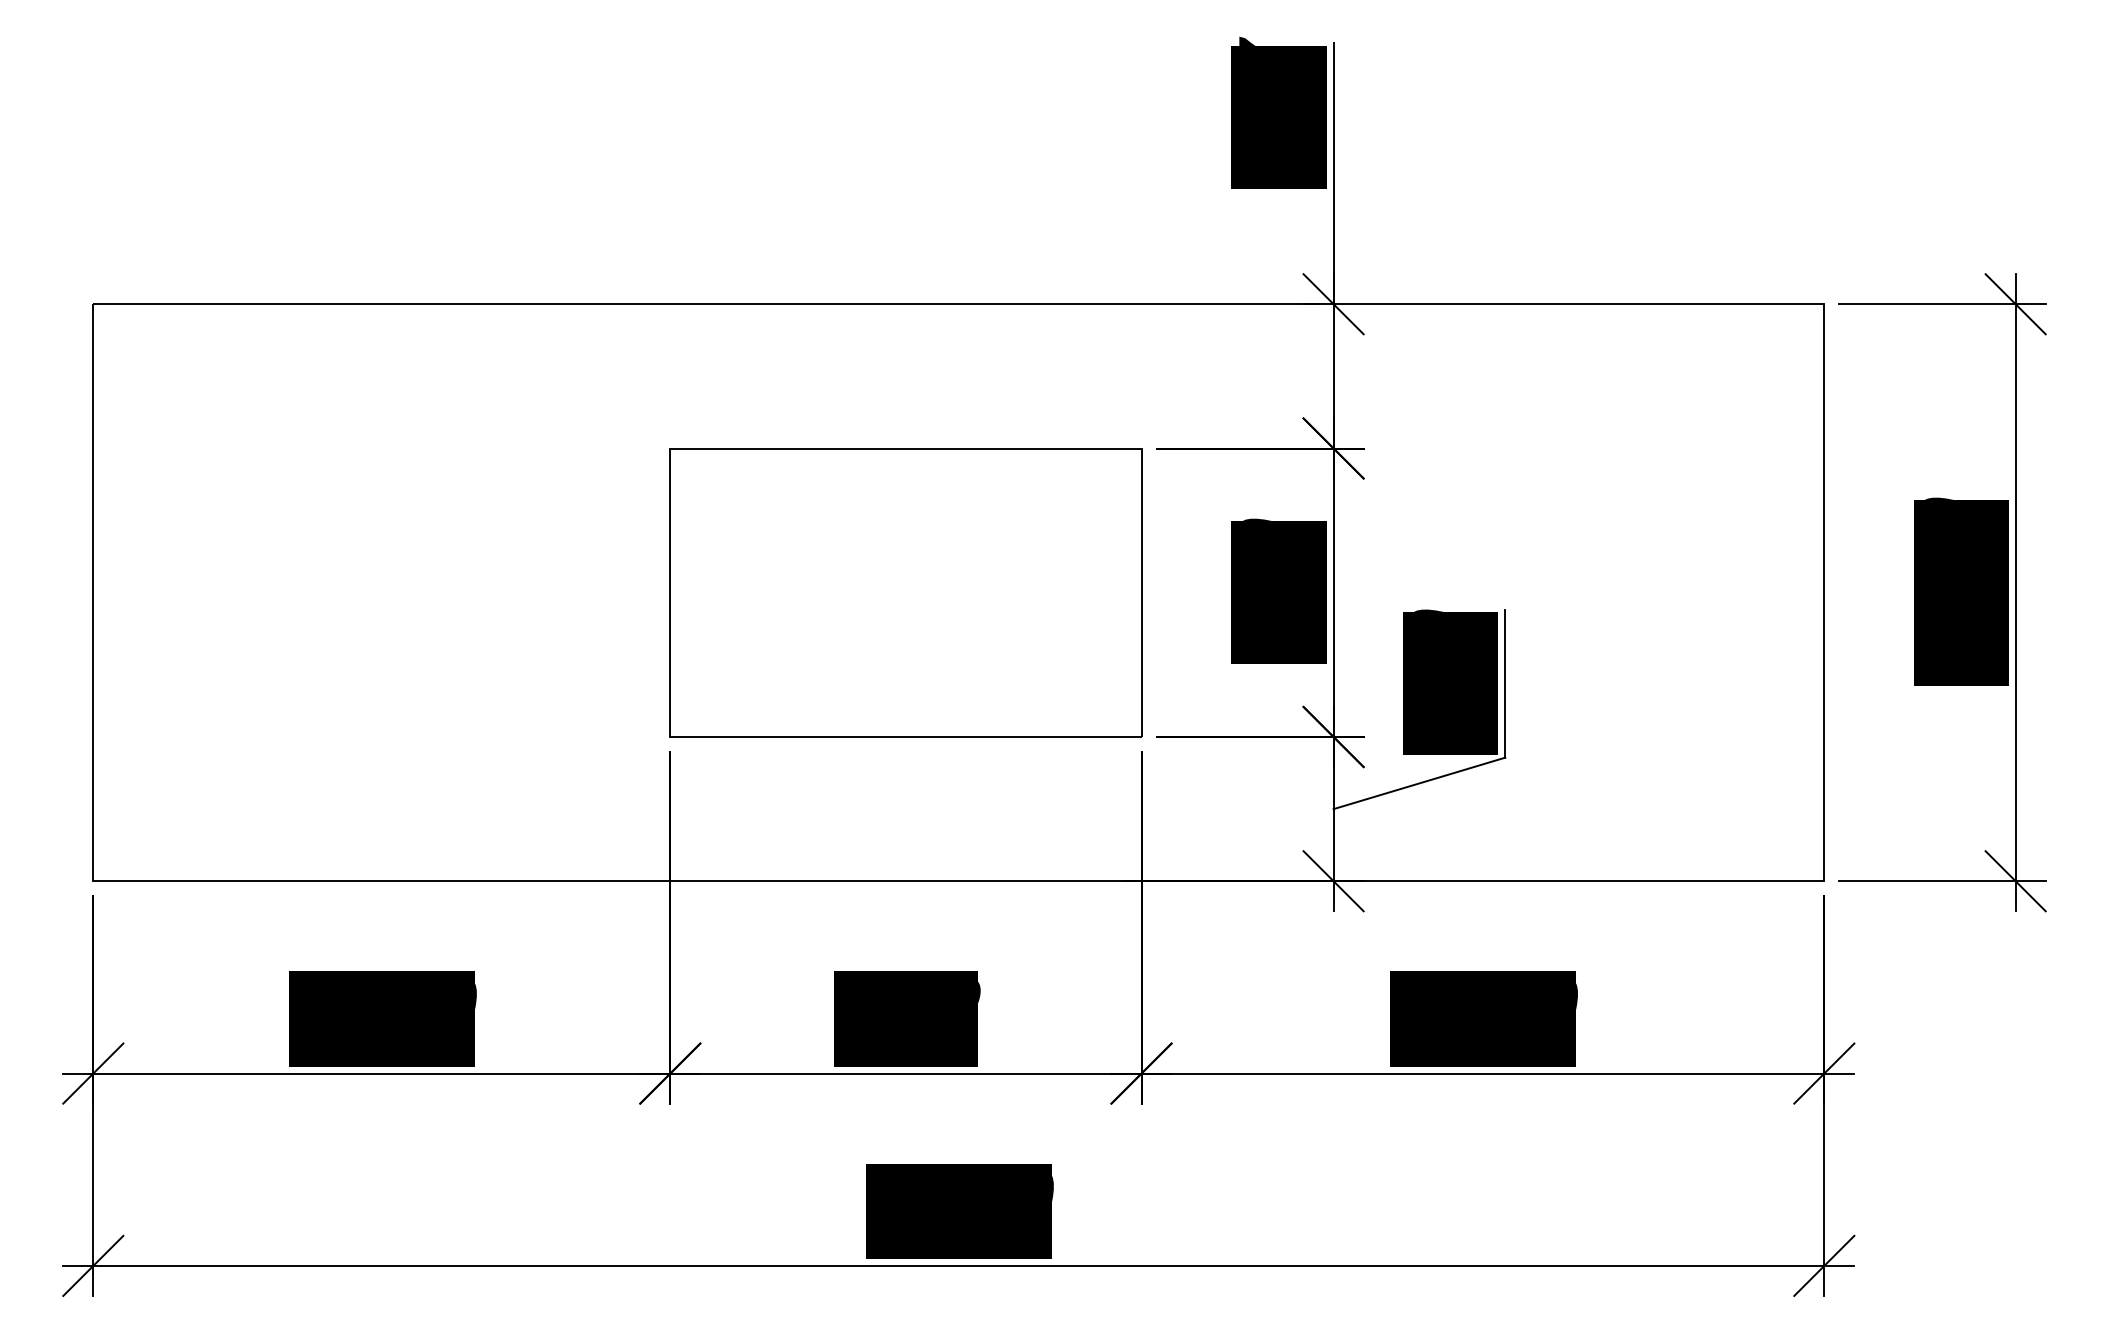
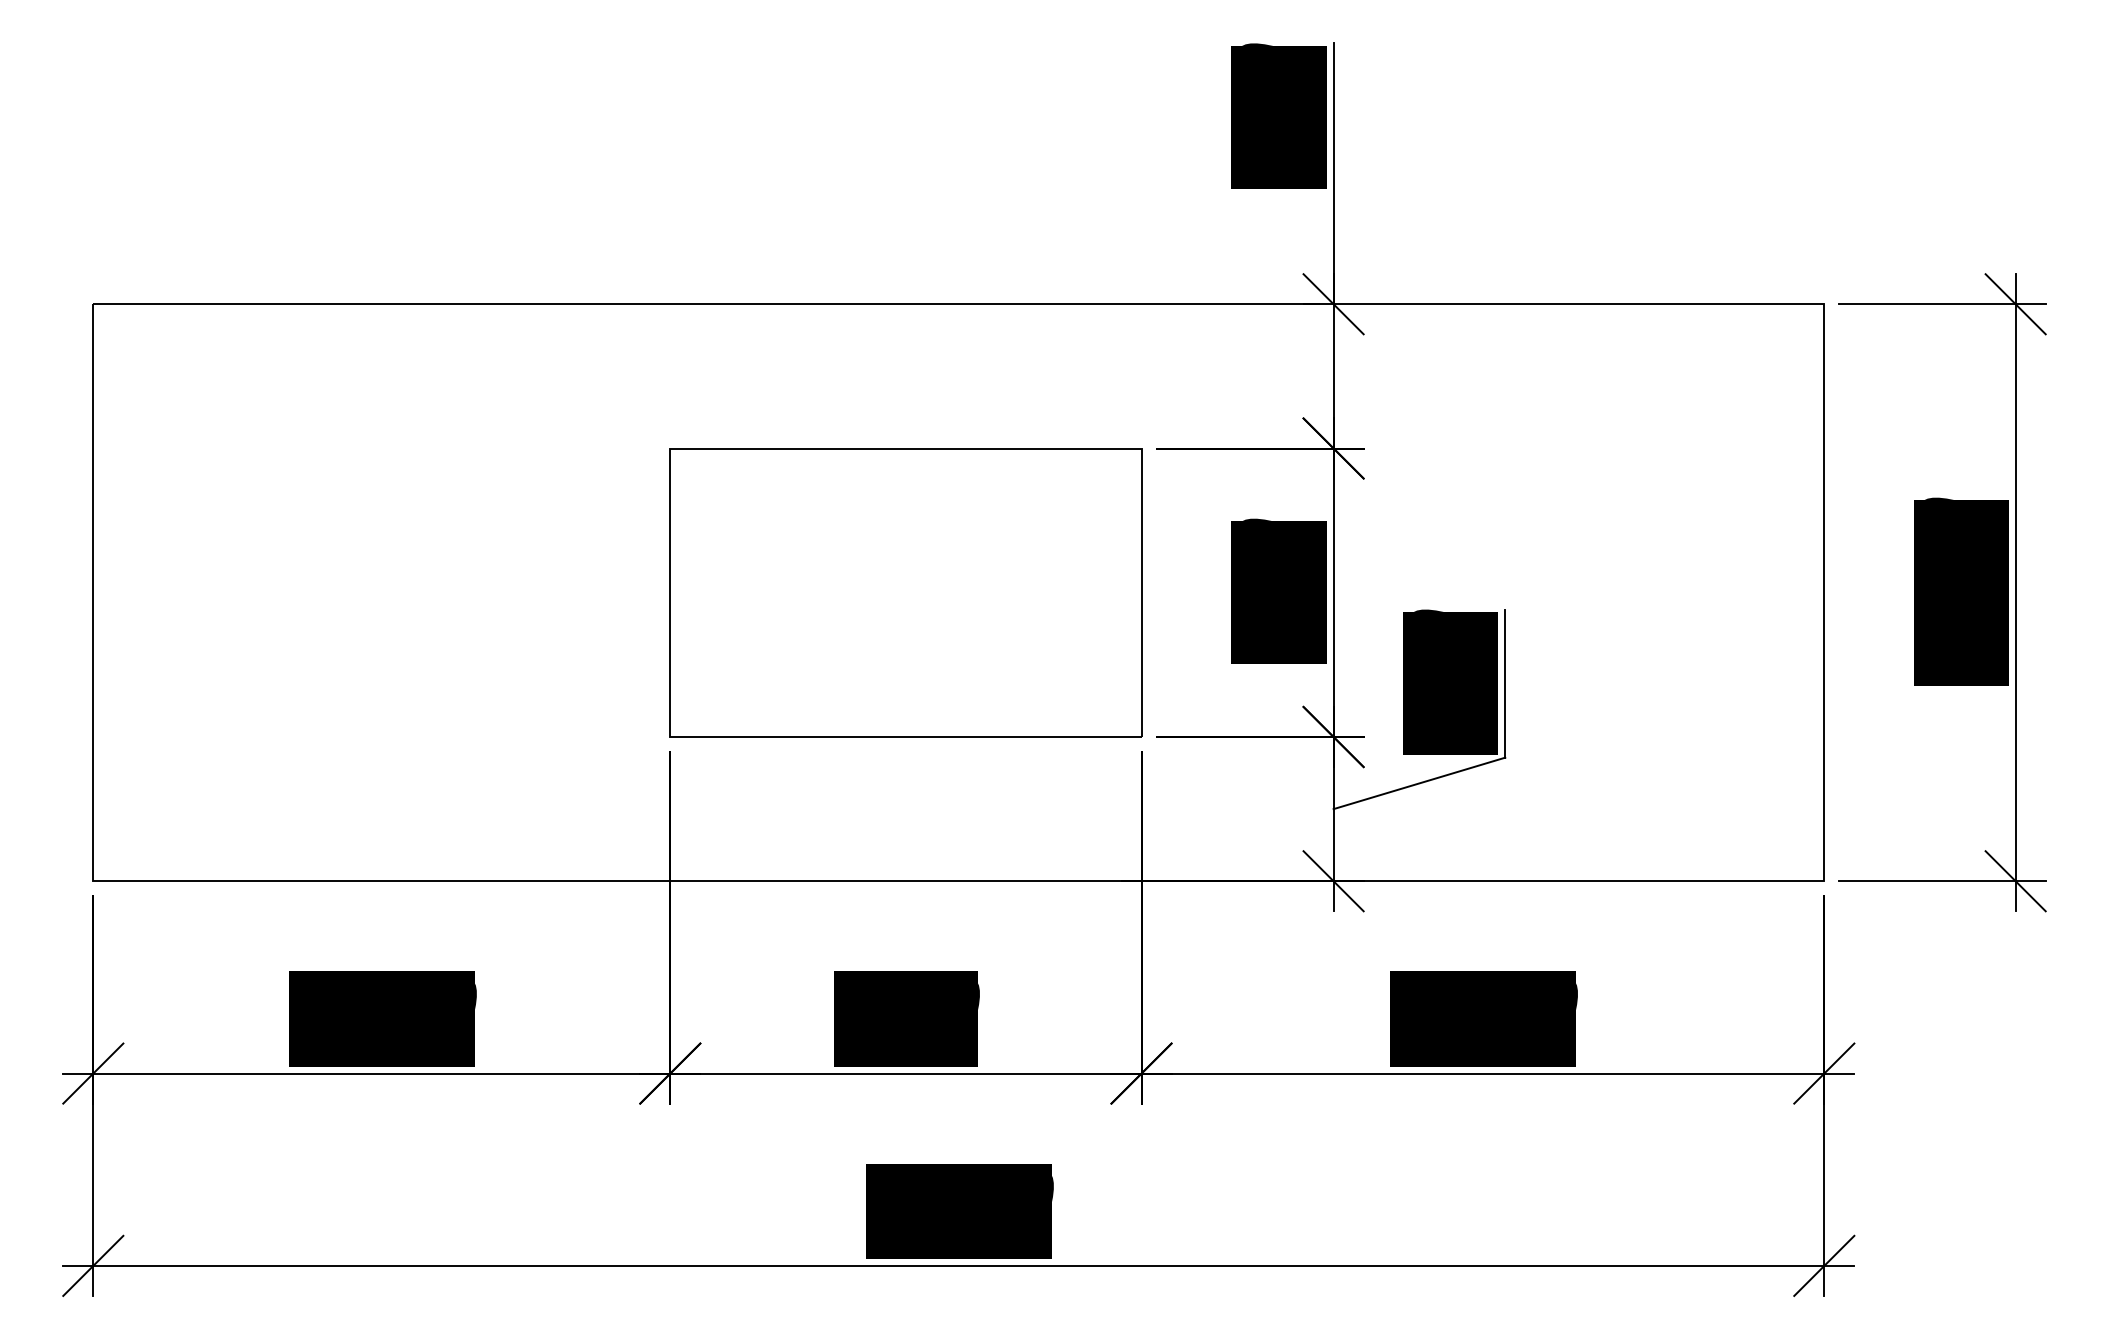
text: 317 -> 300 (1255, 40)
text: 988 -> 980 (979, 995)
